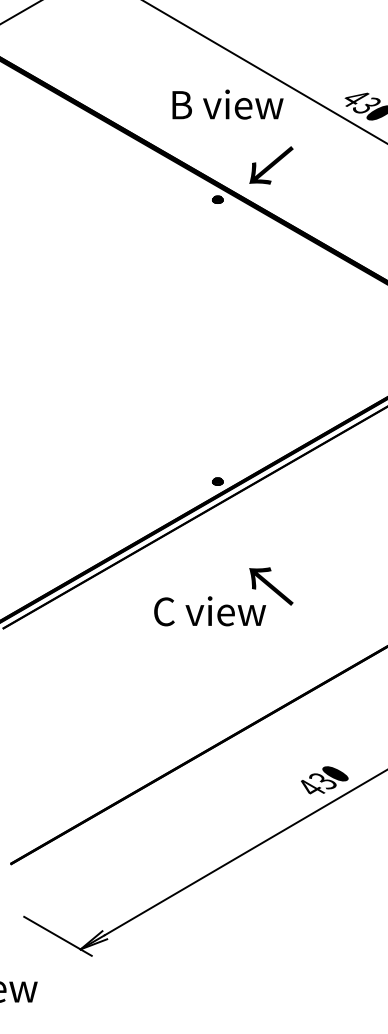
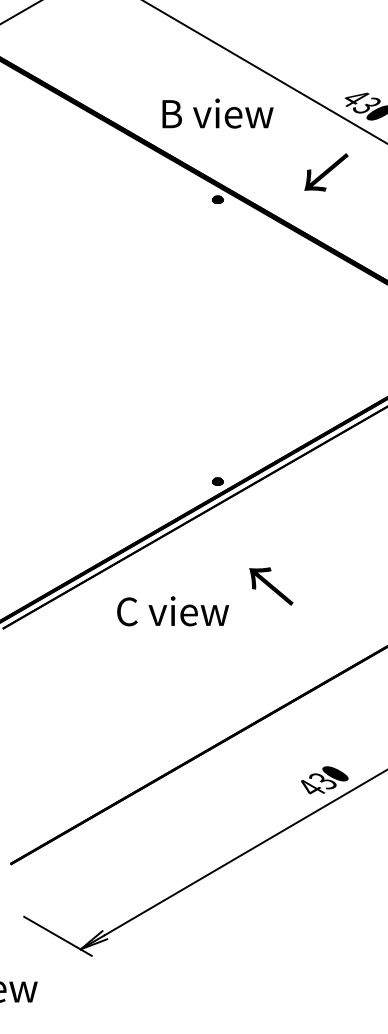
text position: (227, 104) -> (217, 113) (217, 113)
text position: (271, 165) -> (326, 172) (326, 172)
text position: (210, 611) -> (173, 611) (173, 611)
